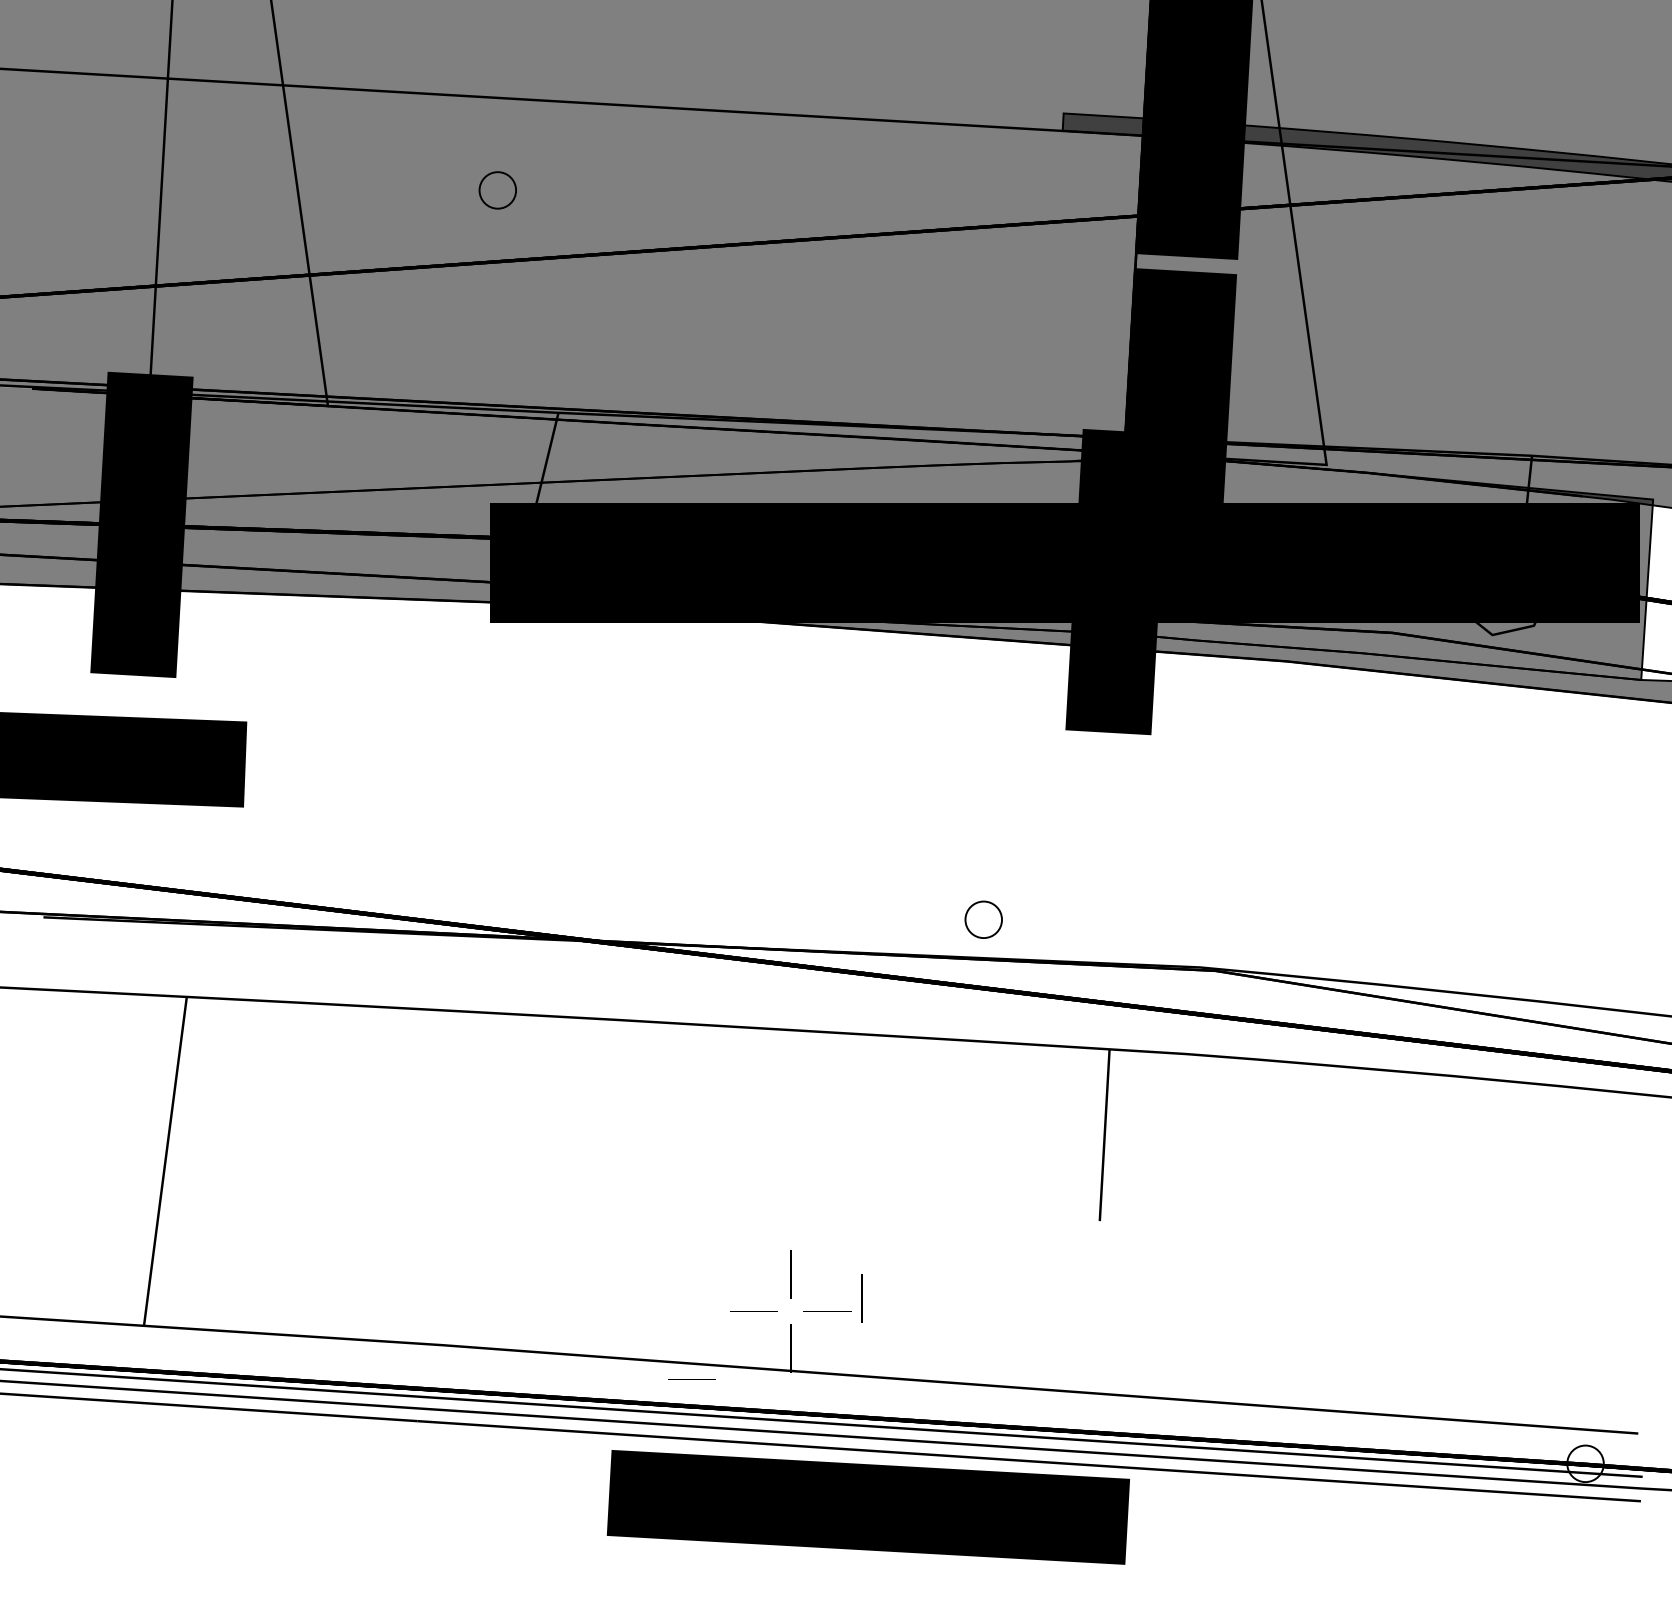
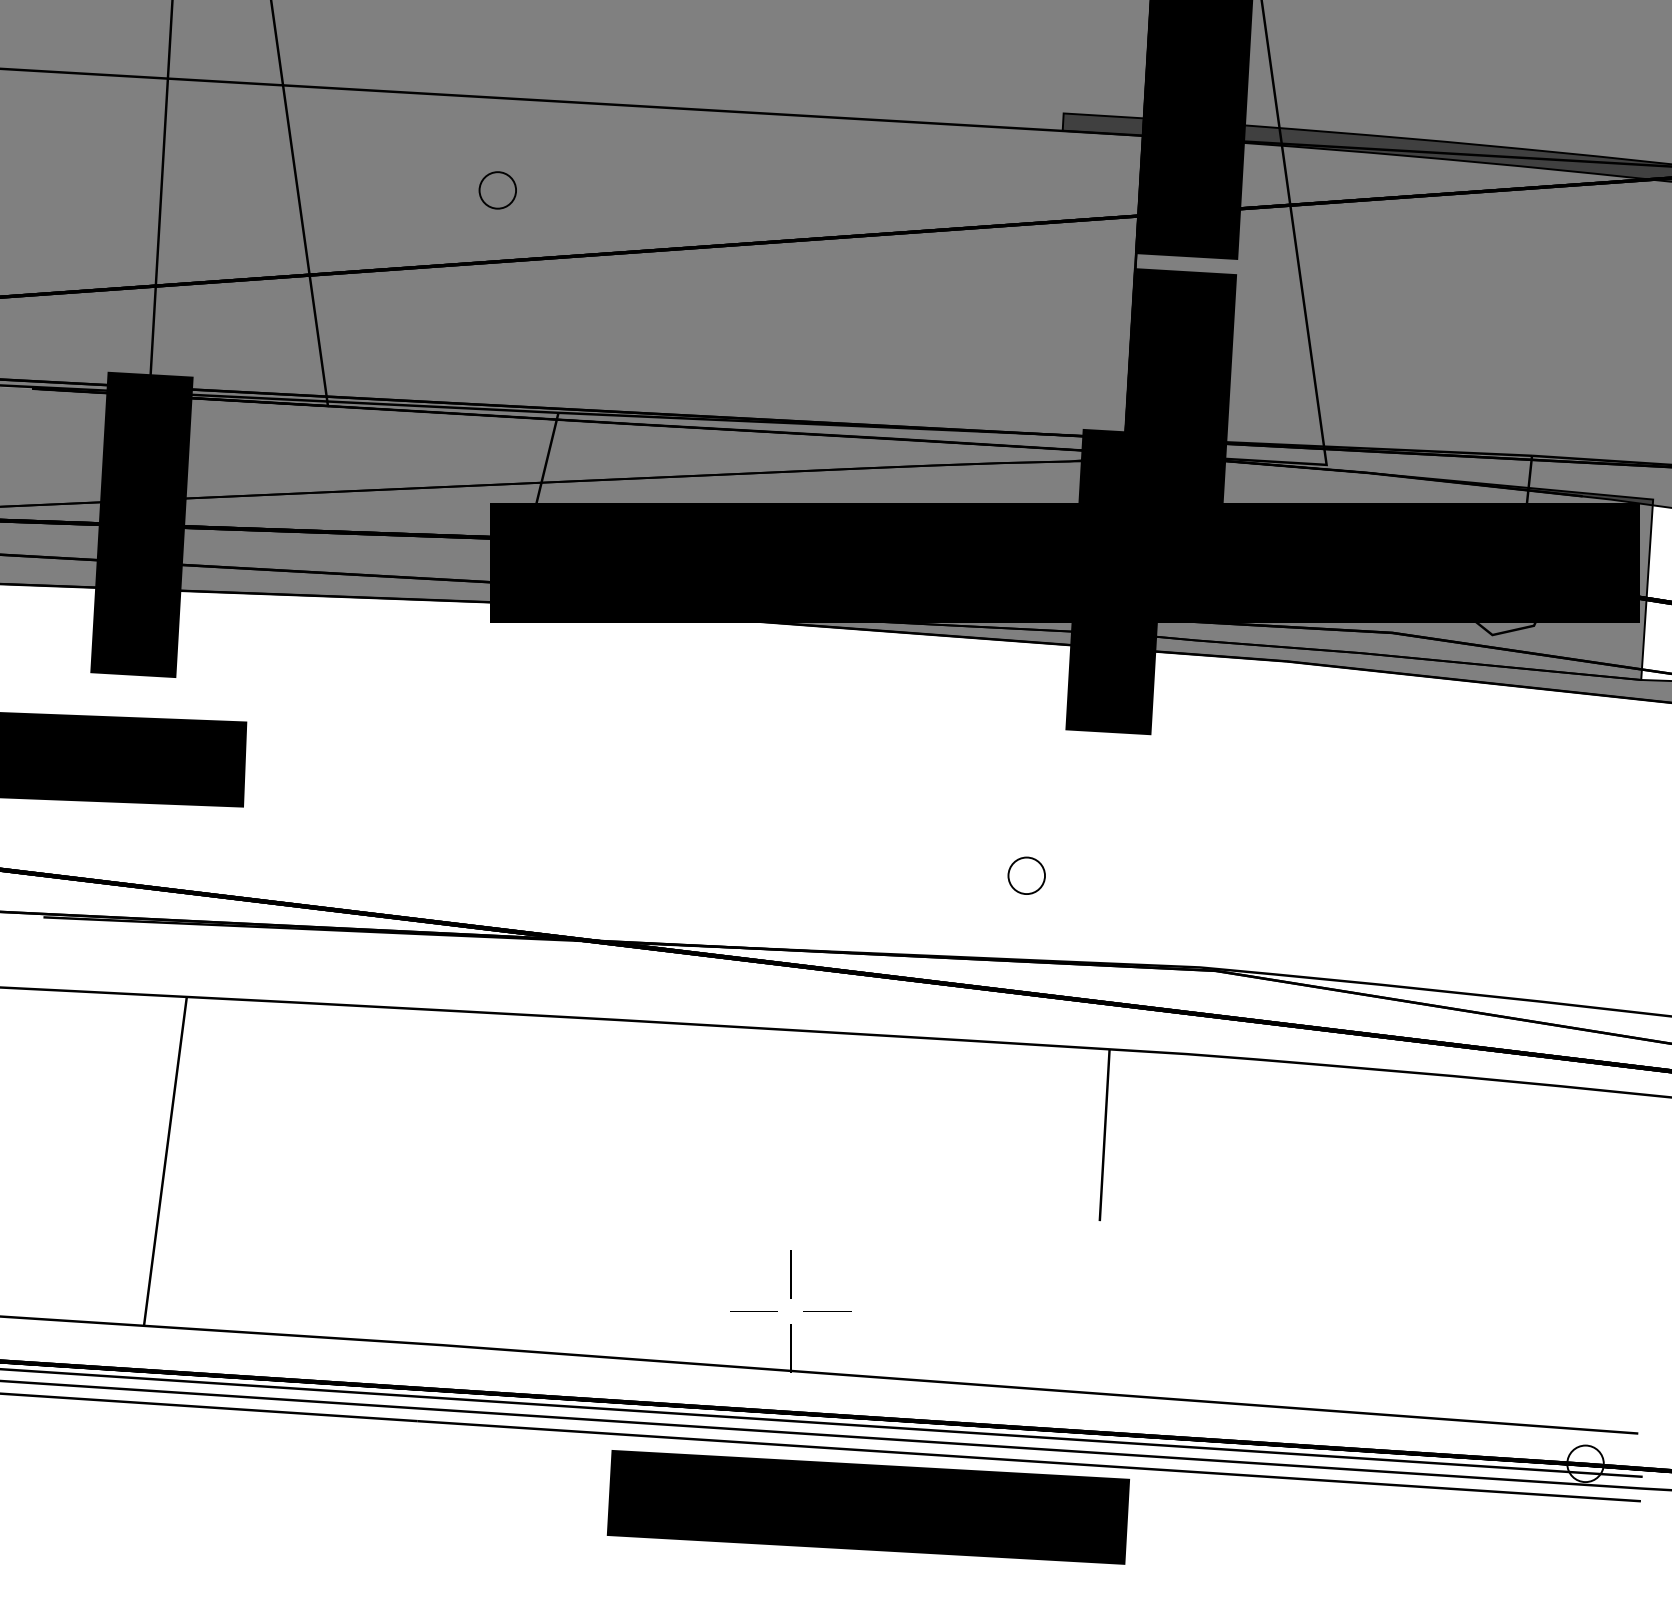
circle position: (983, 919) -> (1026, 875) (1026, 875)
line: present -> none (861, 1298)
line: present -> none (691, 1379)
